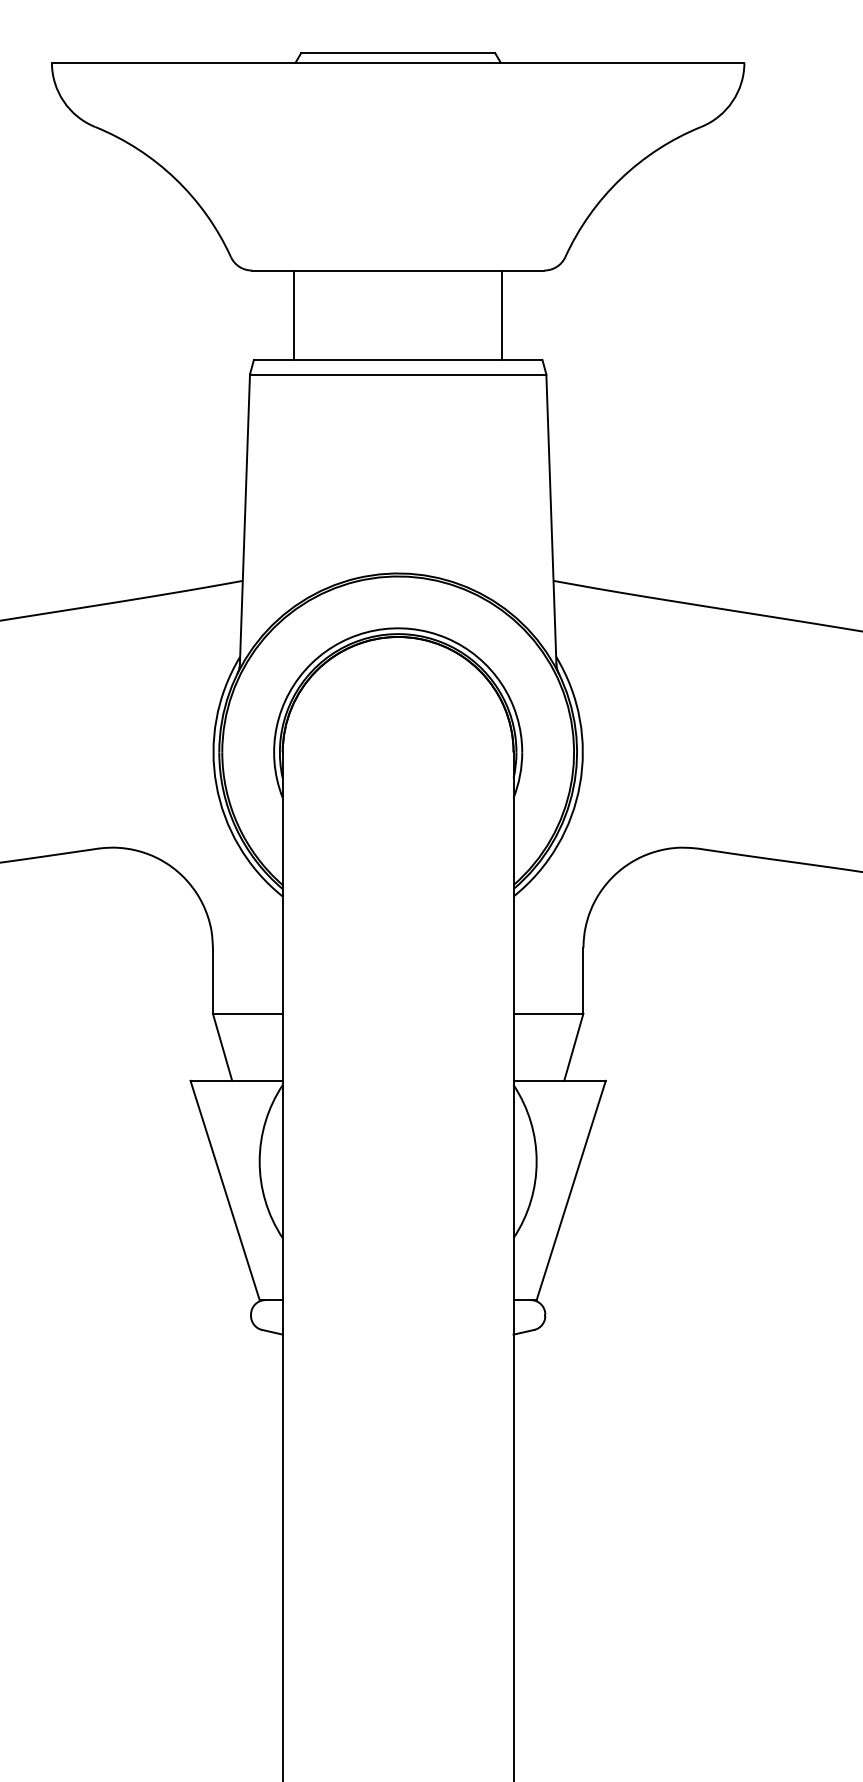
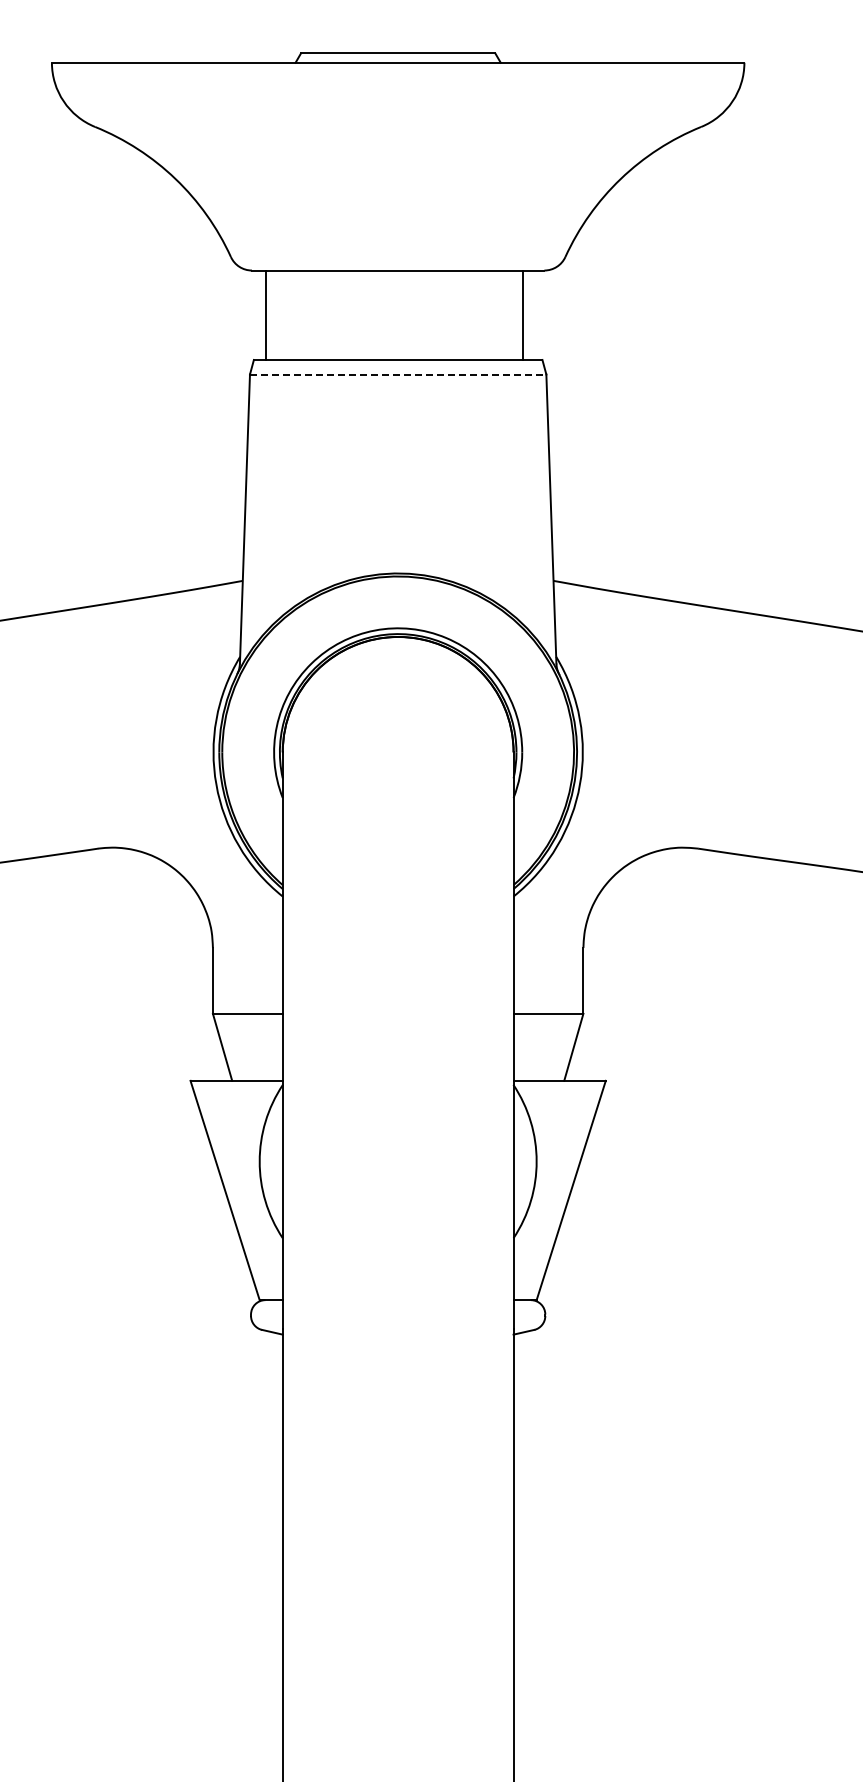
line position: (294, 314) -> (266, 314) (266, 314)
line position: (502, 314) -> (523, 314) (523, 314)
line: solid -> dashed (398, 374)
